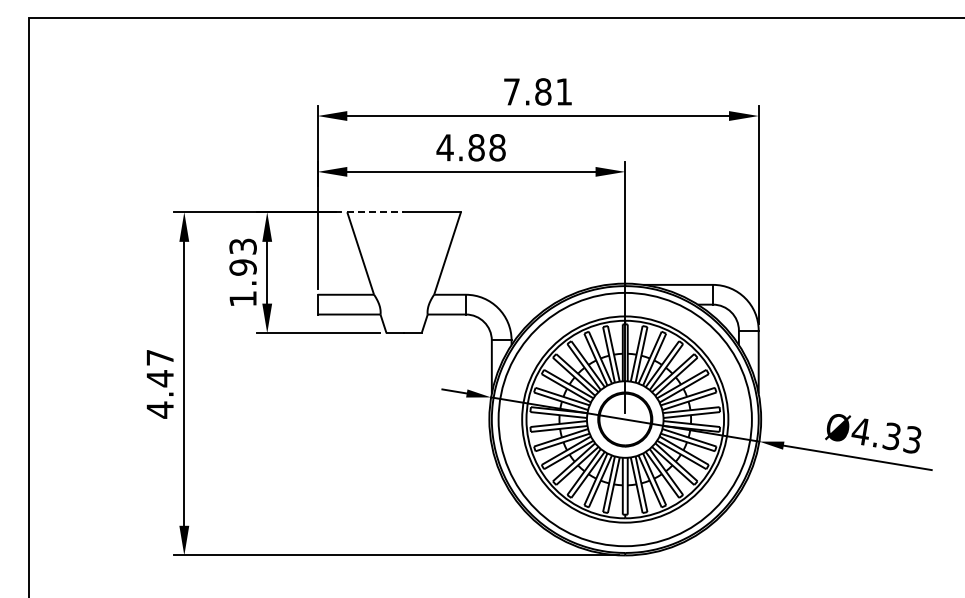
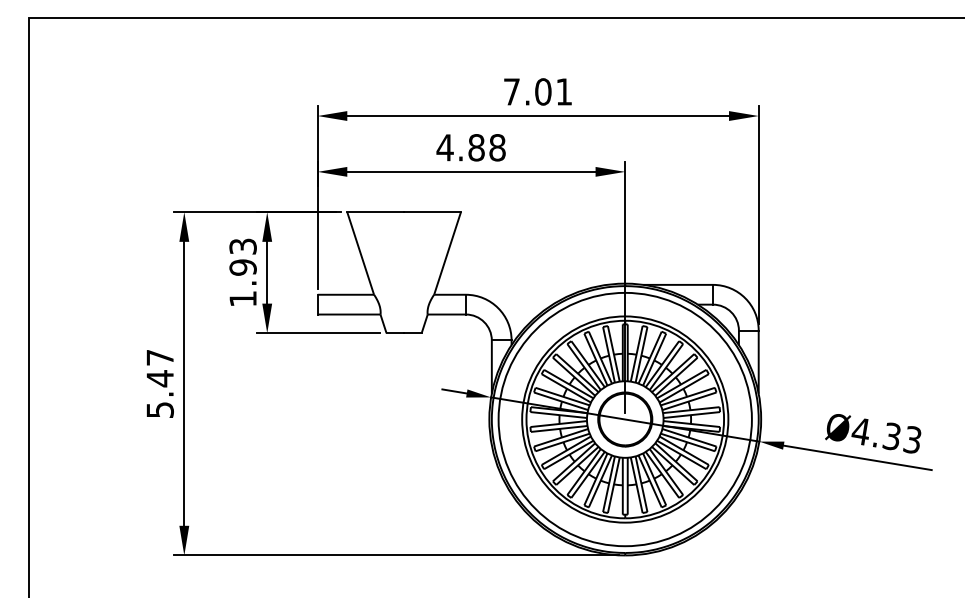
text: 7.81 -> 7.01 (543, 91)
line: dashed -> solid (376, 212)
text: 4.47 -> 5.47 (159, 409)
